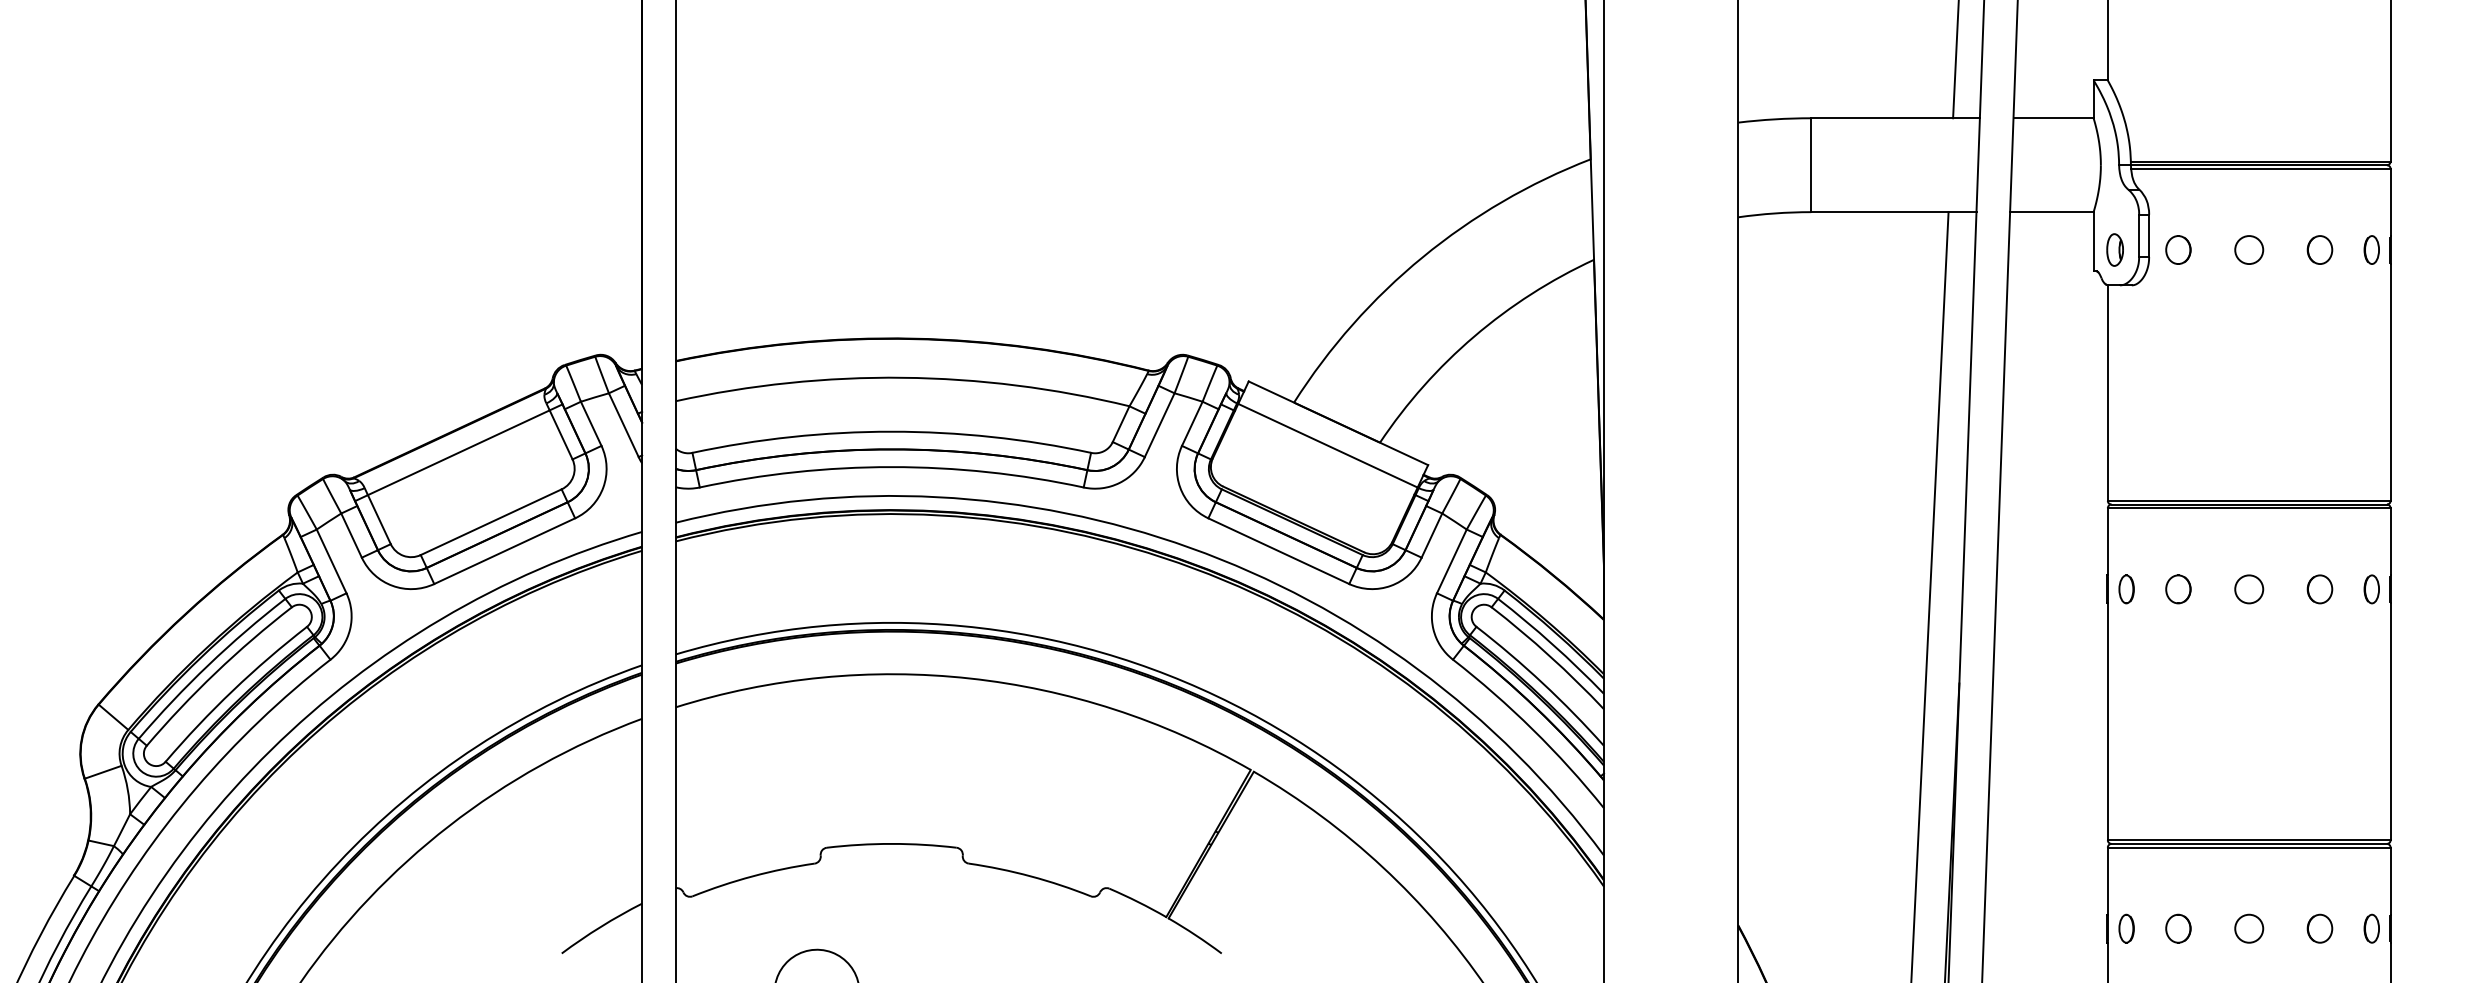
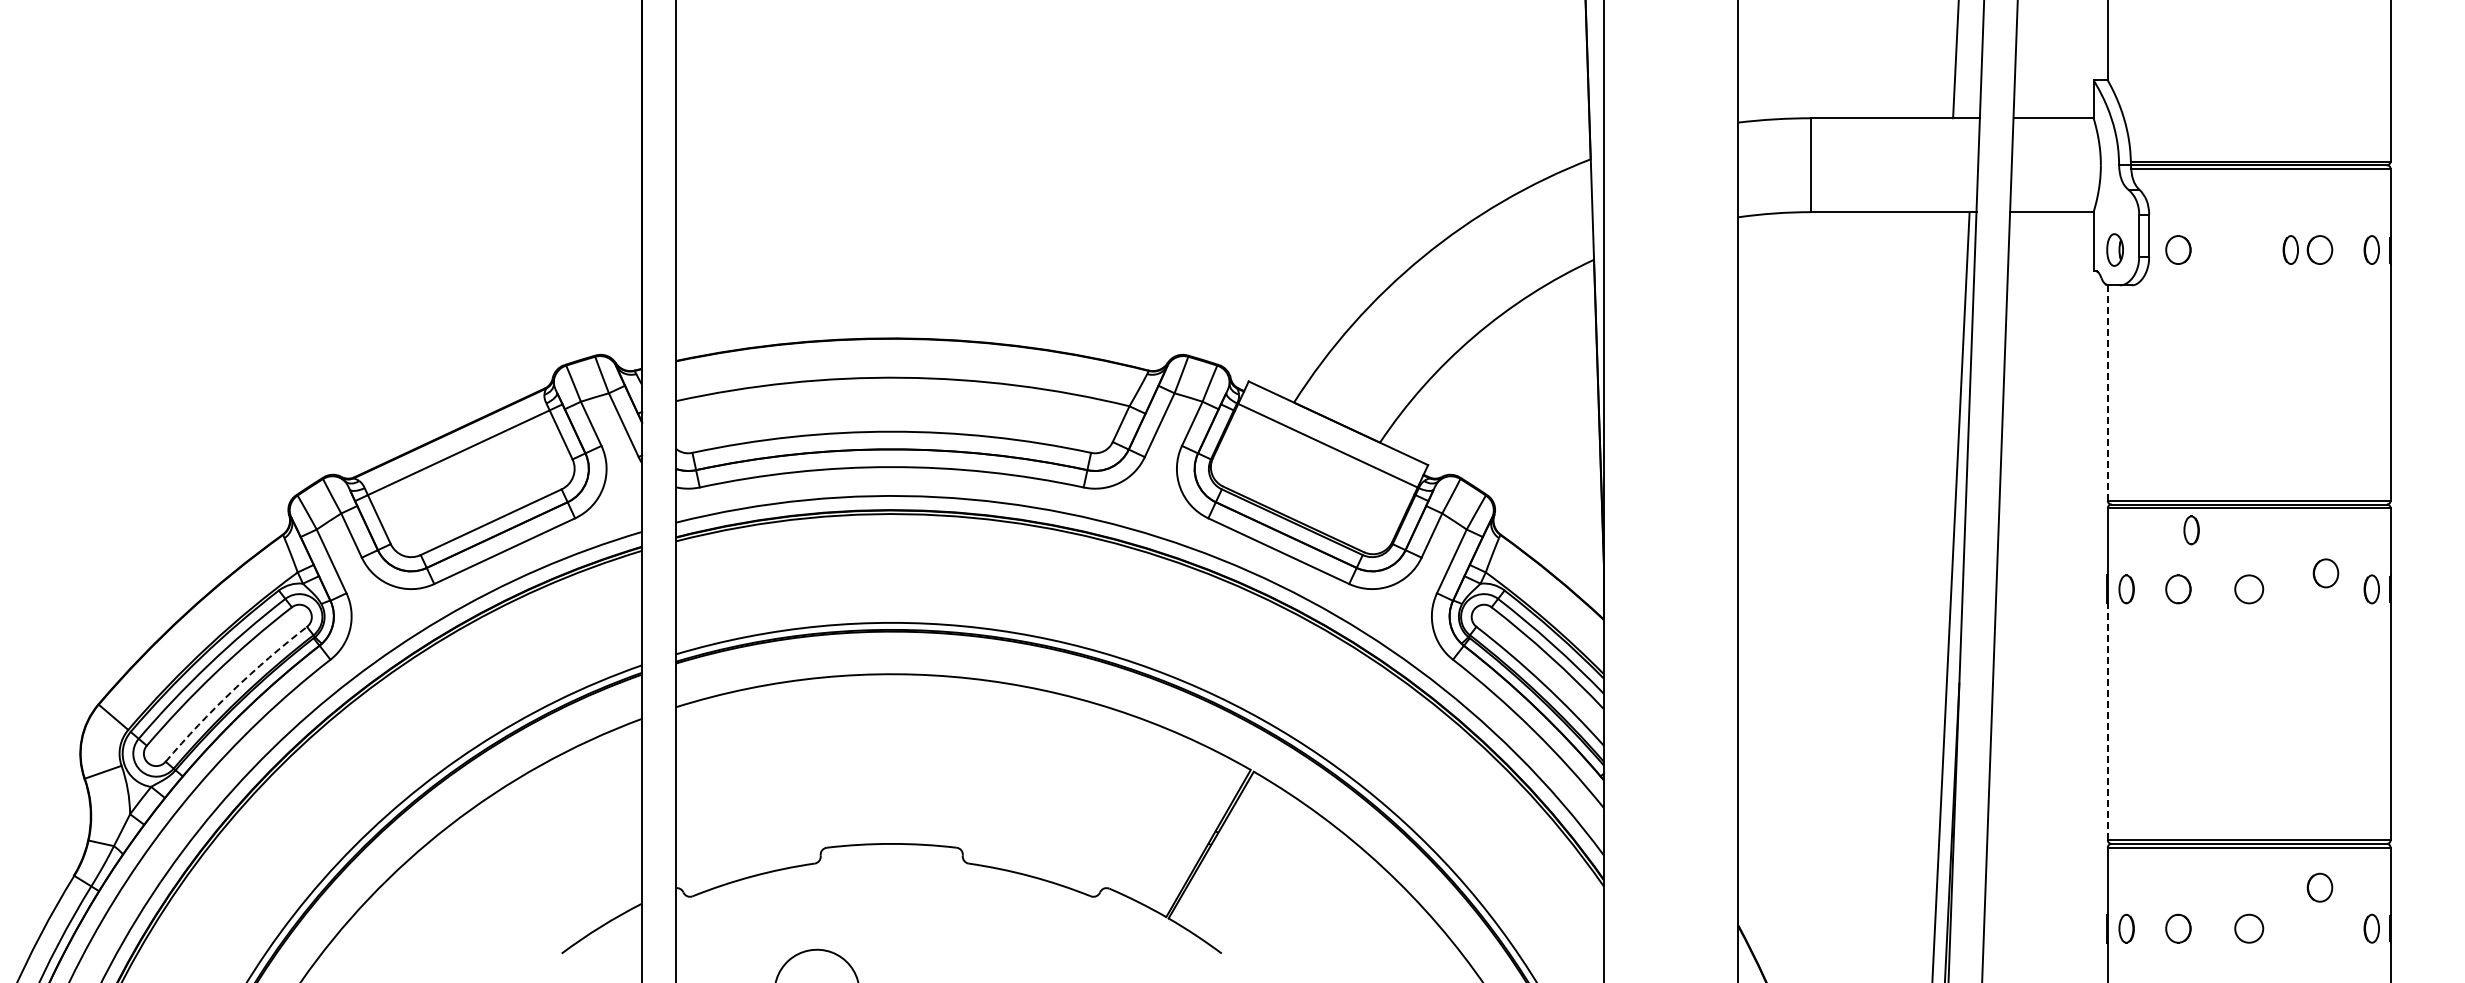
circle: present -> none (2249, 249)
part: none -> present (2290, 249)
line: solid -> dashed (2107, 393)
part: none -> present (2191, 530)
part position: (2319, 589) -> (2325, 573) (2325, 573)
line position: (1929, 595) -> (1950, 596) (1950, 596)
arc: solid -> dashed (232, 690)
line: solid -> dashed (2107, 721)
part position: (2319, 928) -> (2319, 887) (2319, 887)
